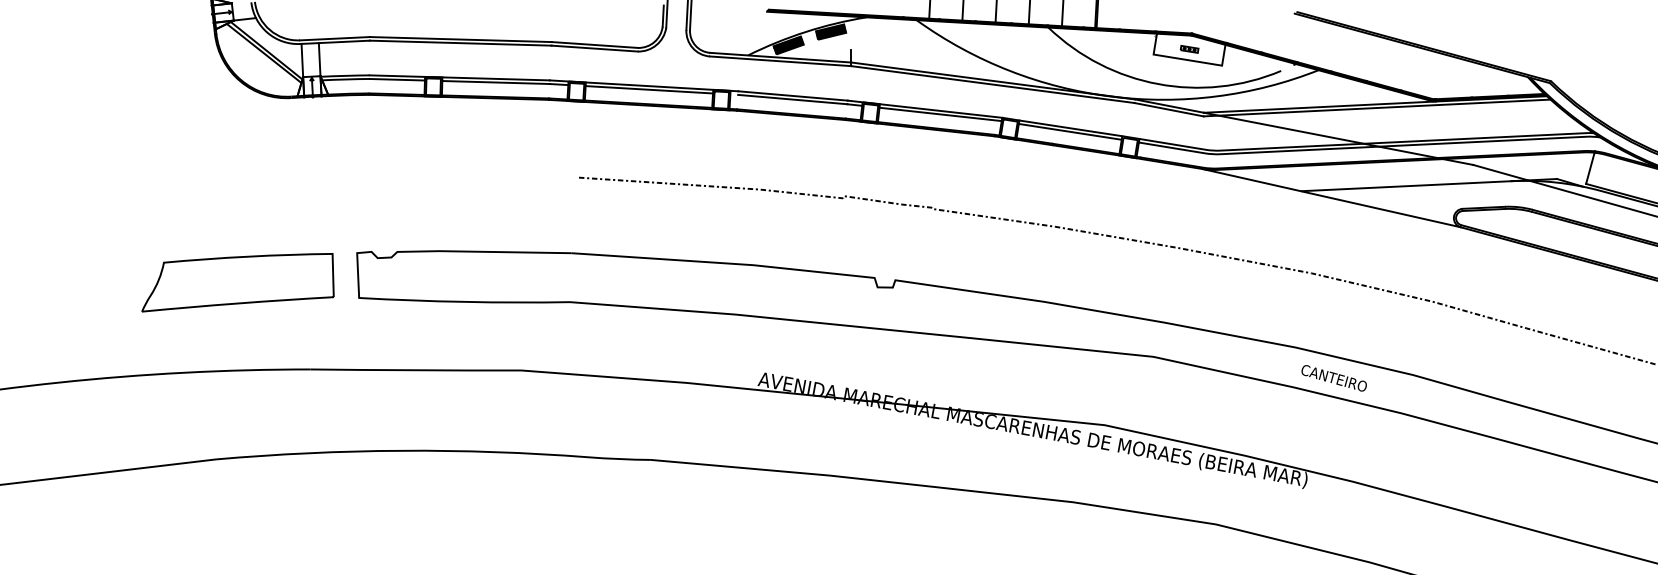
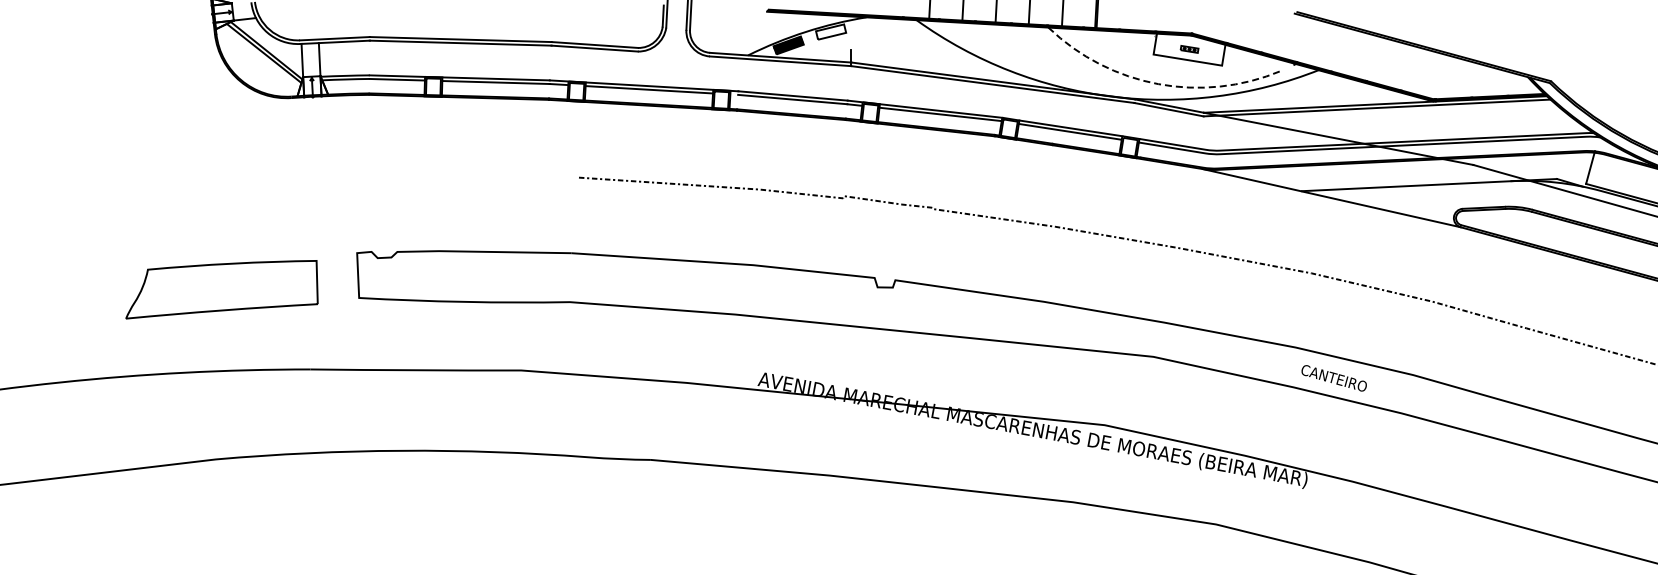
hatch: present -> none (830, 31)
arc: solid -> dashed (1158, 84)
part position: (237, 282) -> (221, 289) (221, 289)
